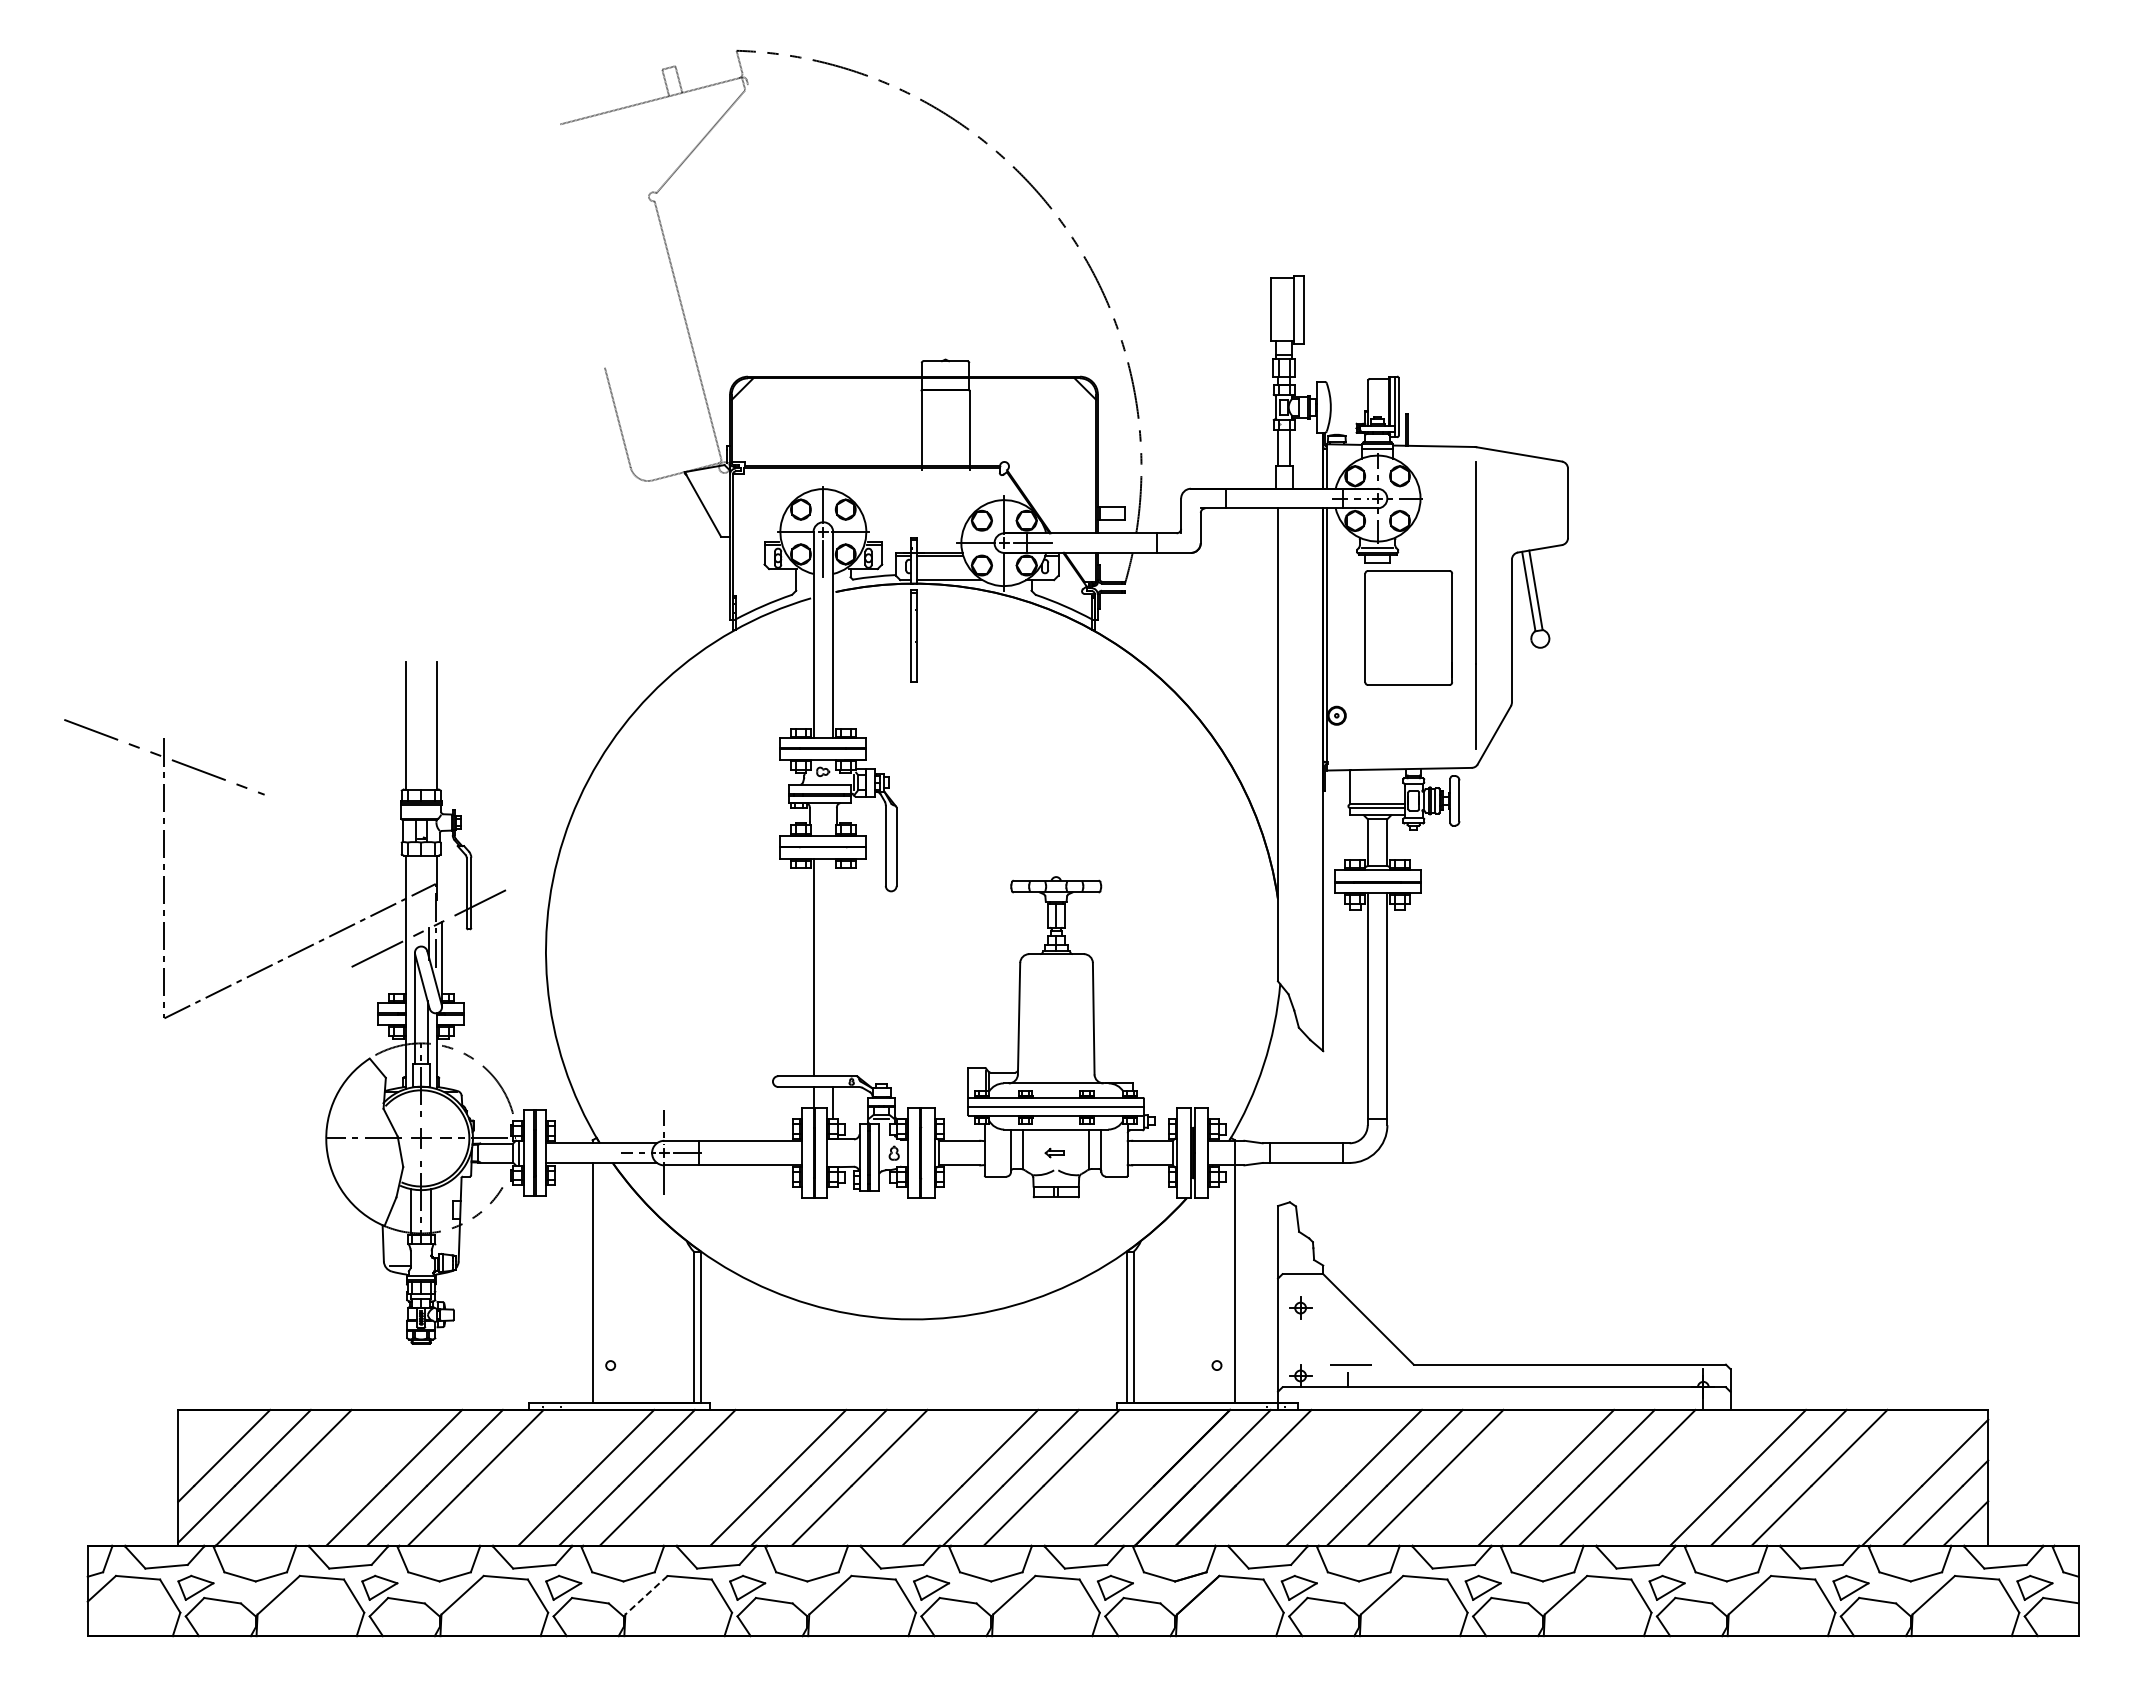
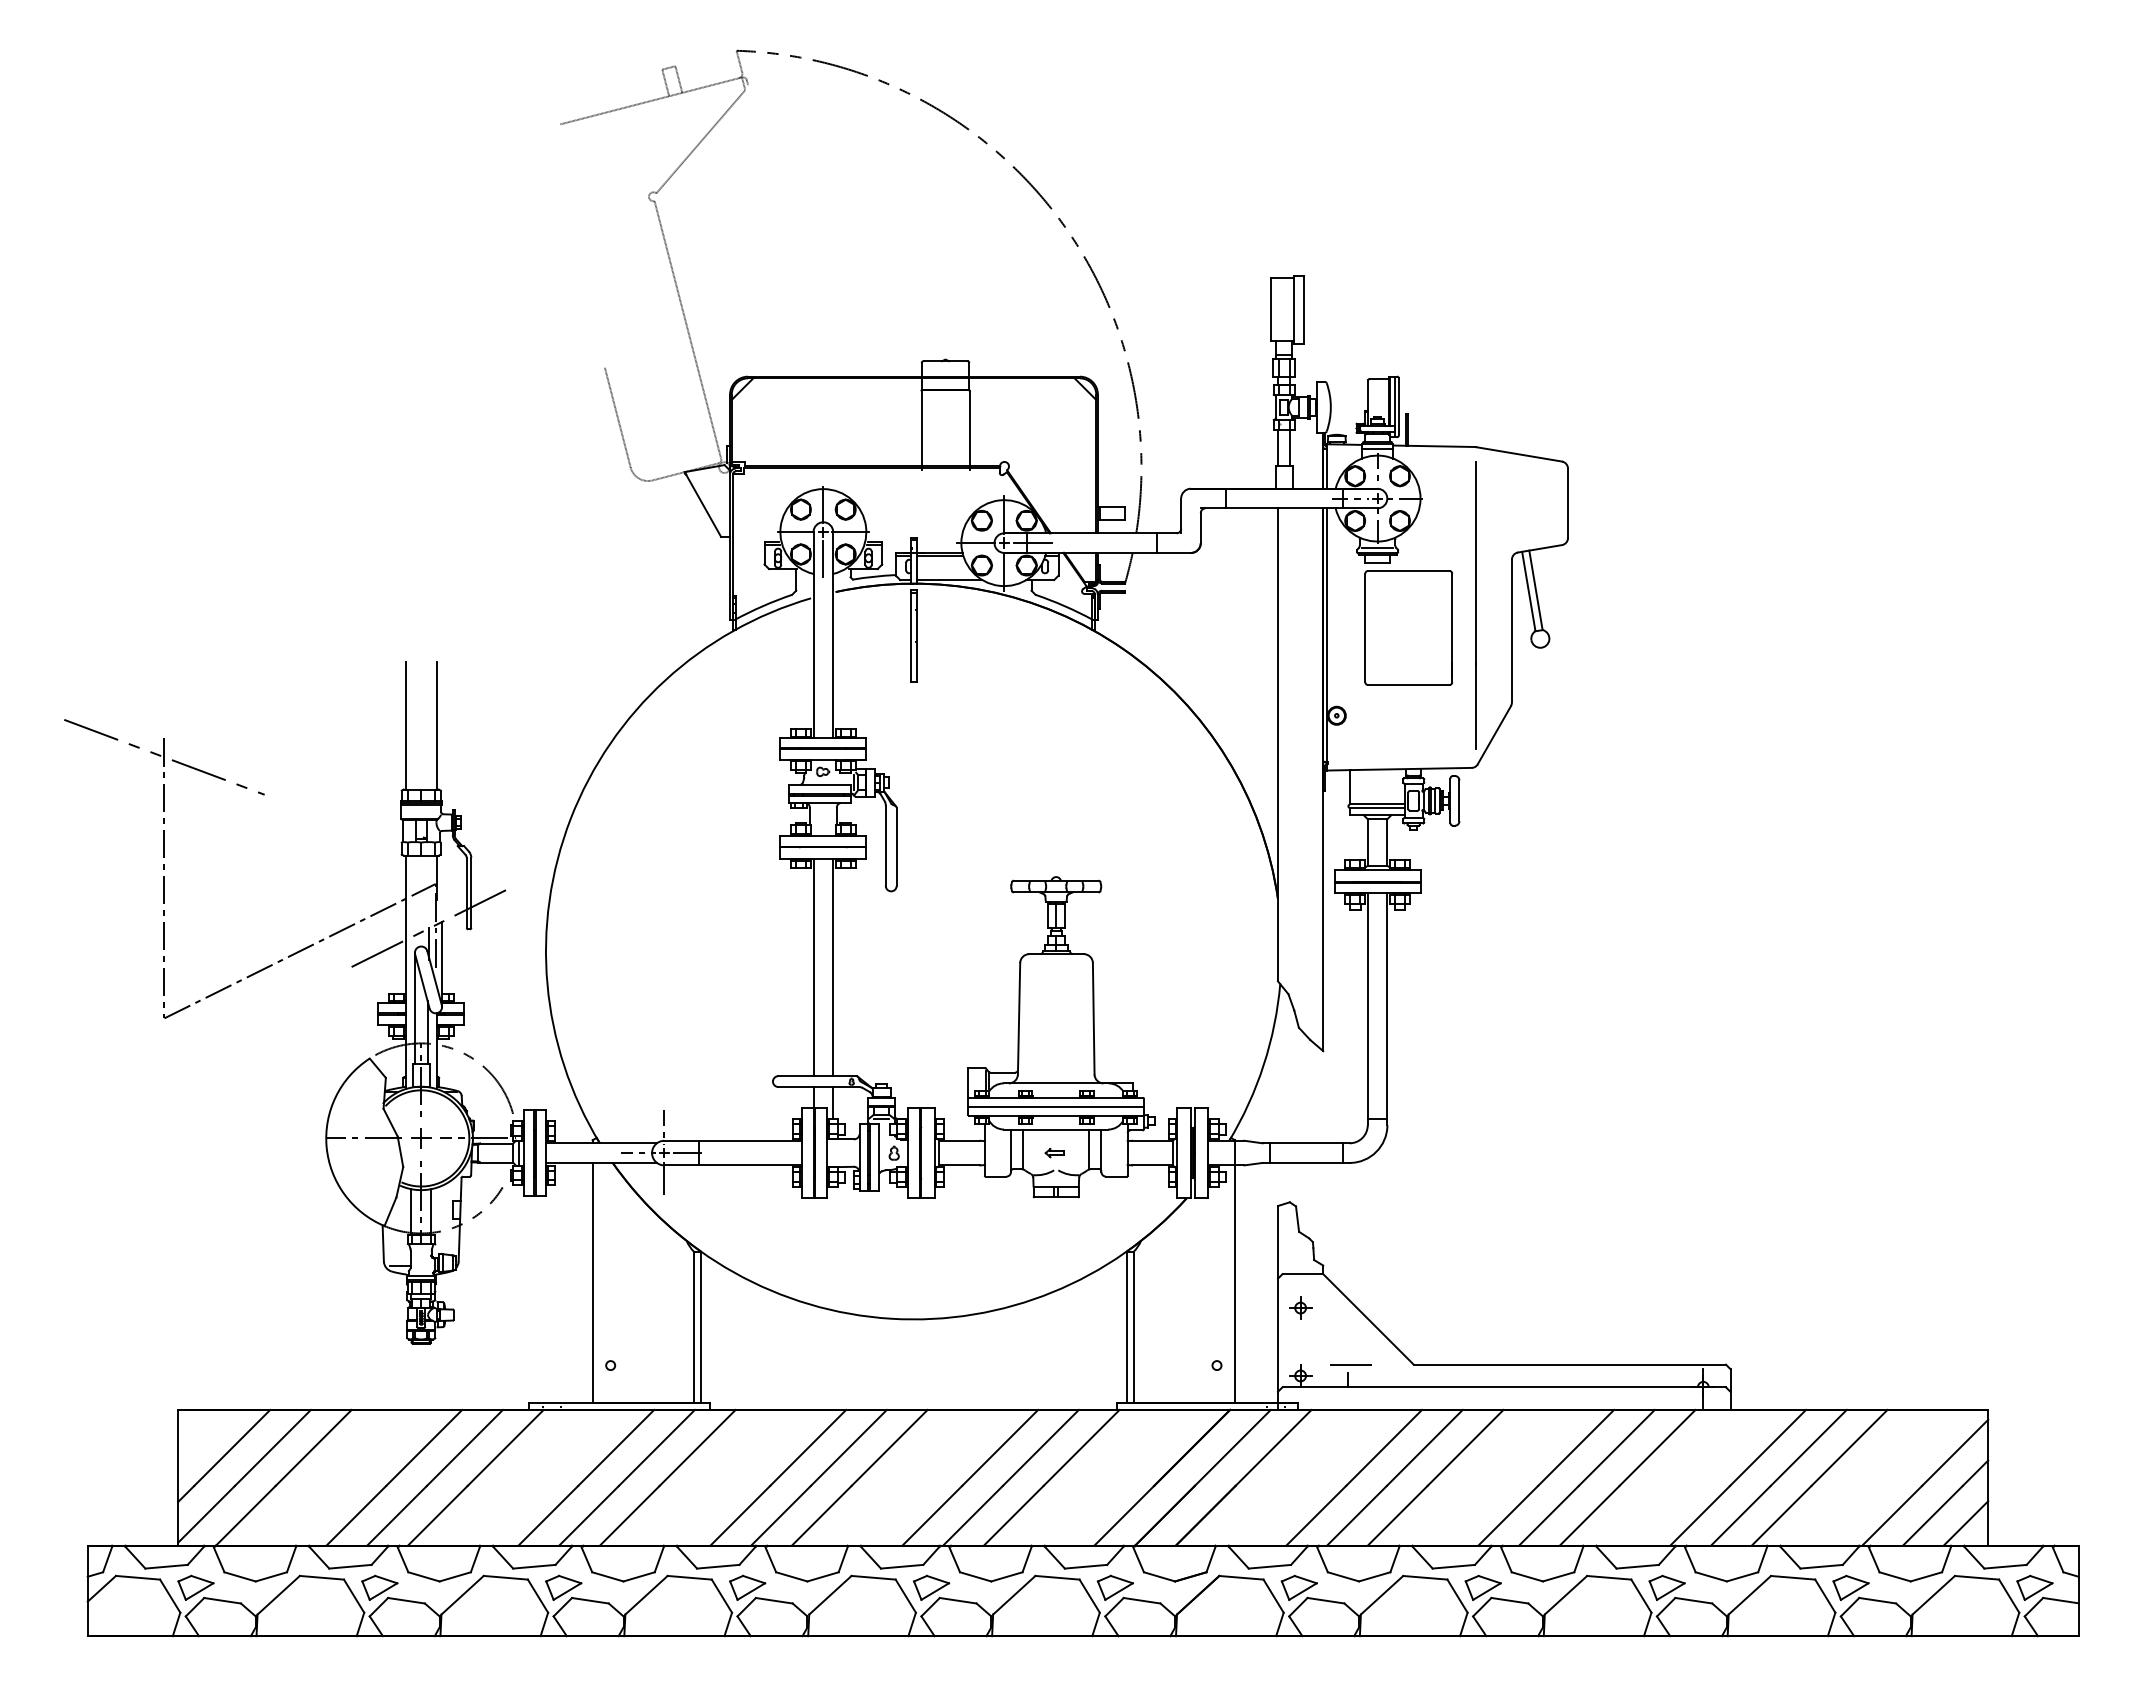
line: none -> present (833, 967)
line: dashed -> solid (646, 1595)
